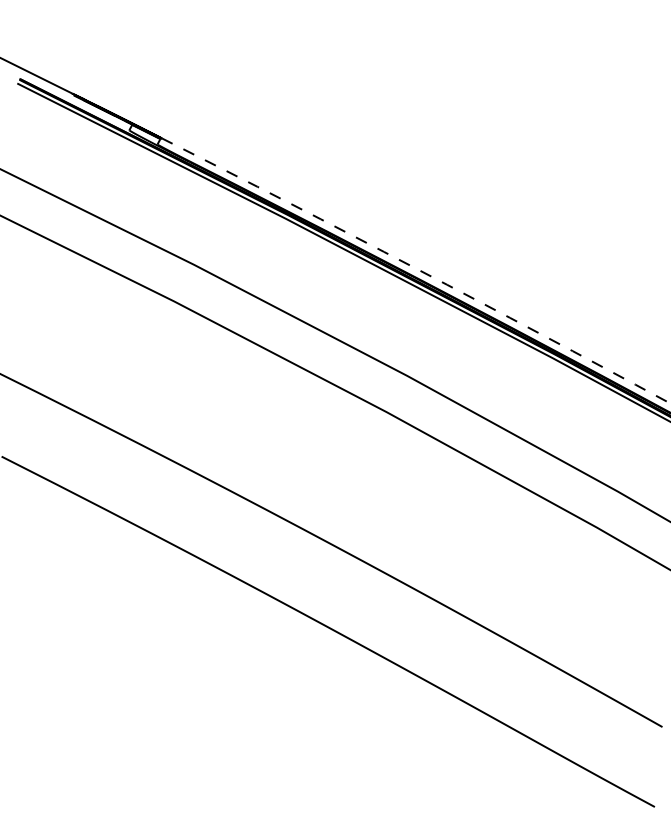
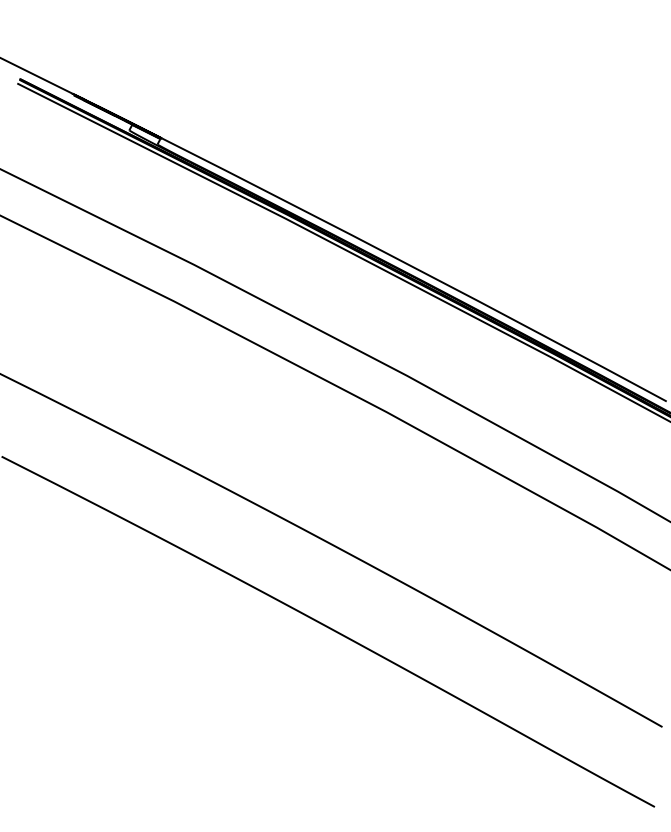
arc: dashed -> solid (415, 268)
